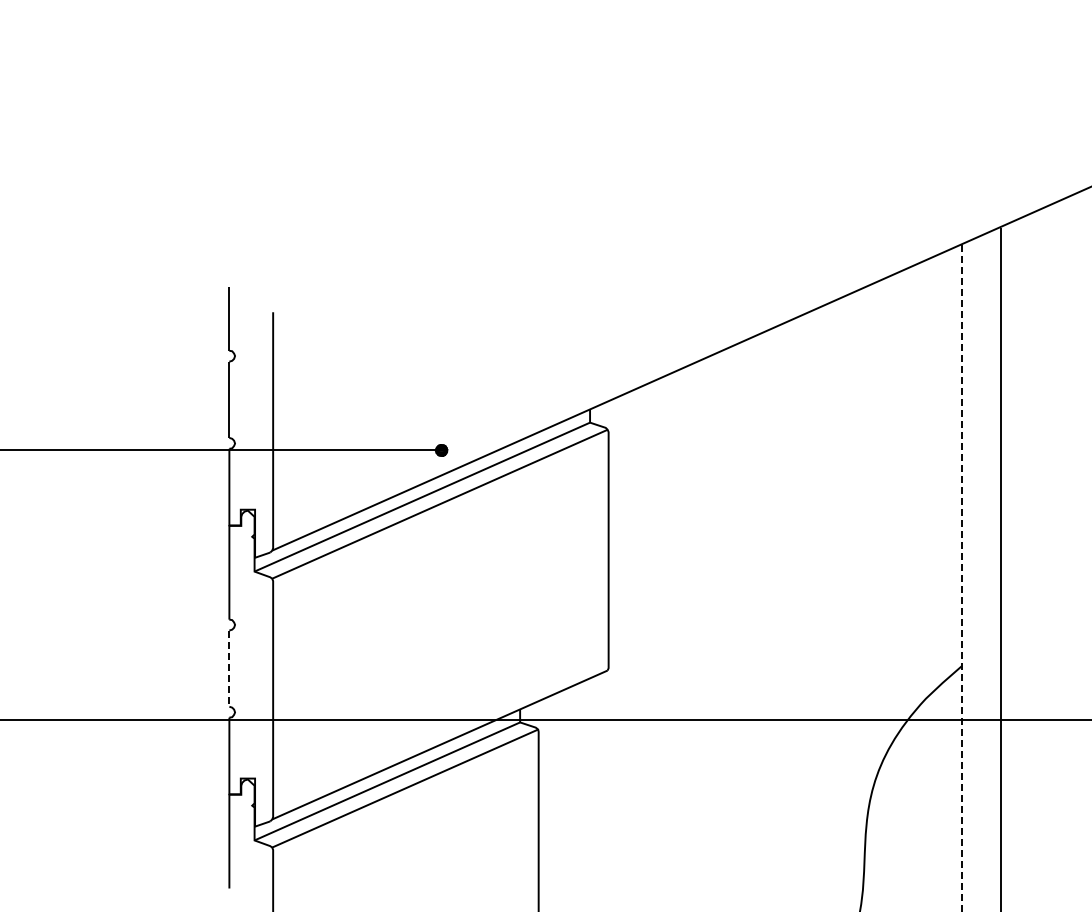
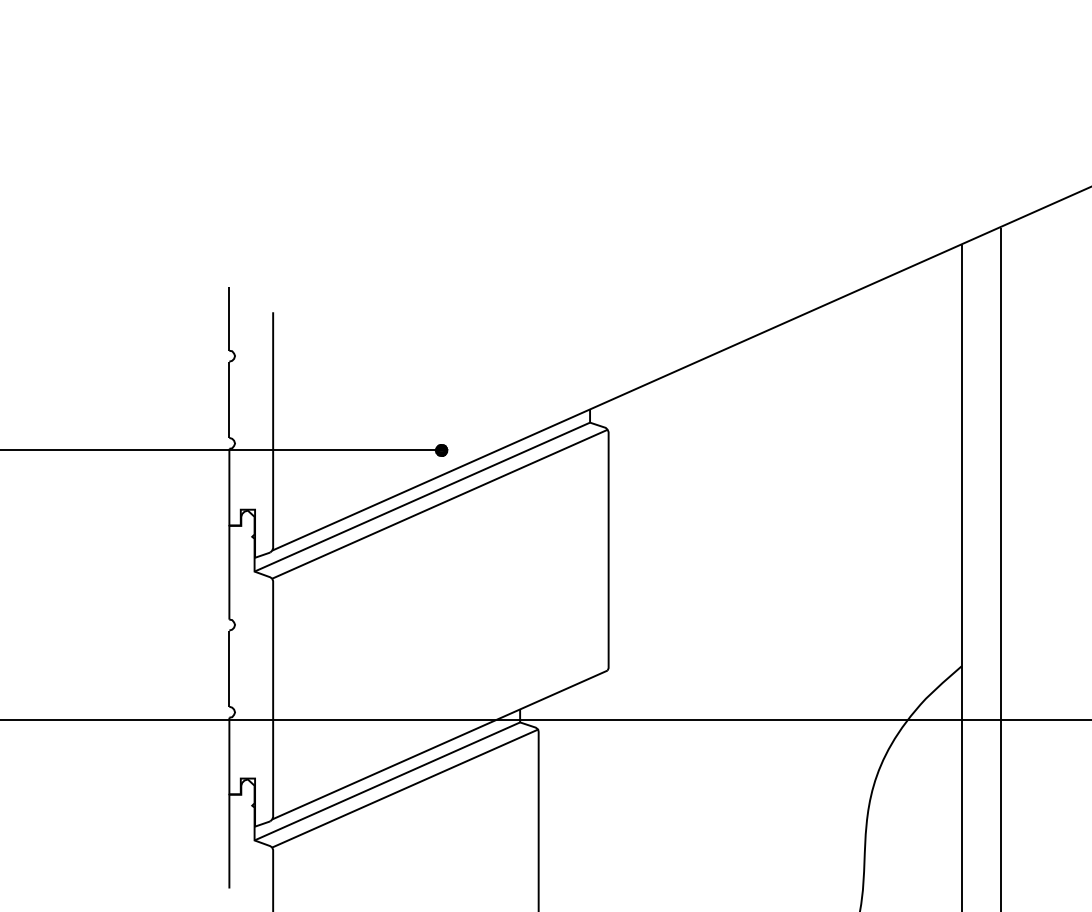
line: dashed -> solid (961, 578)
line: dashed -> solid (229, 669)
